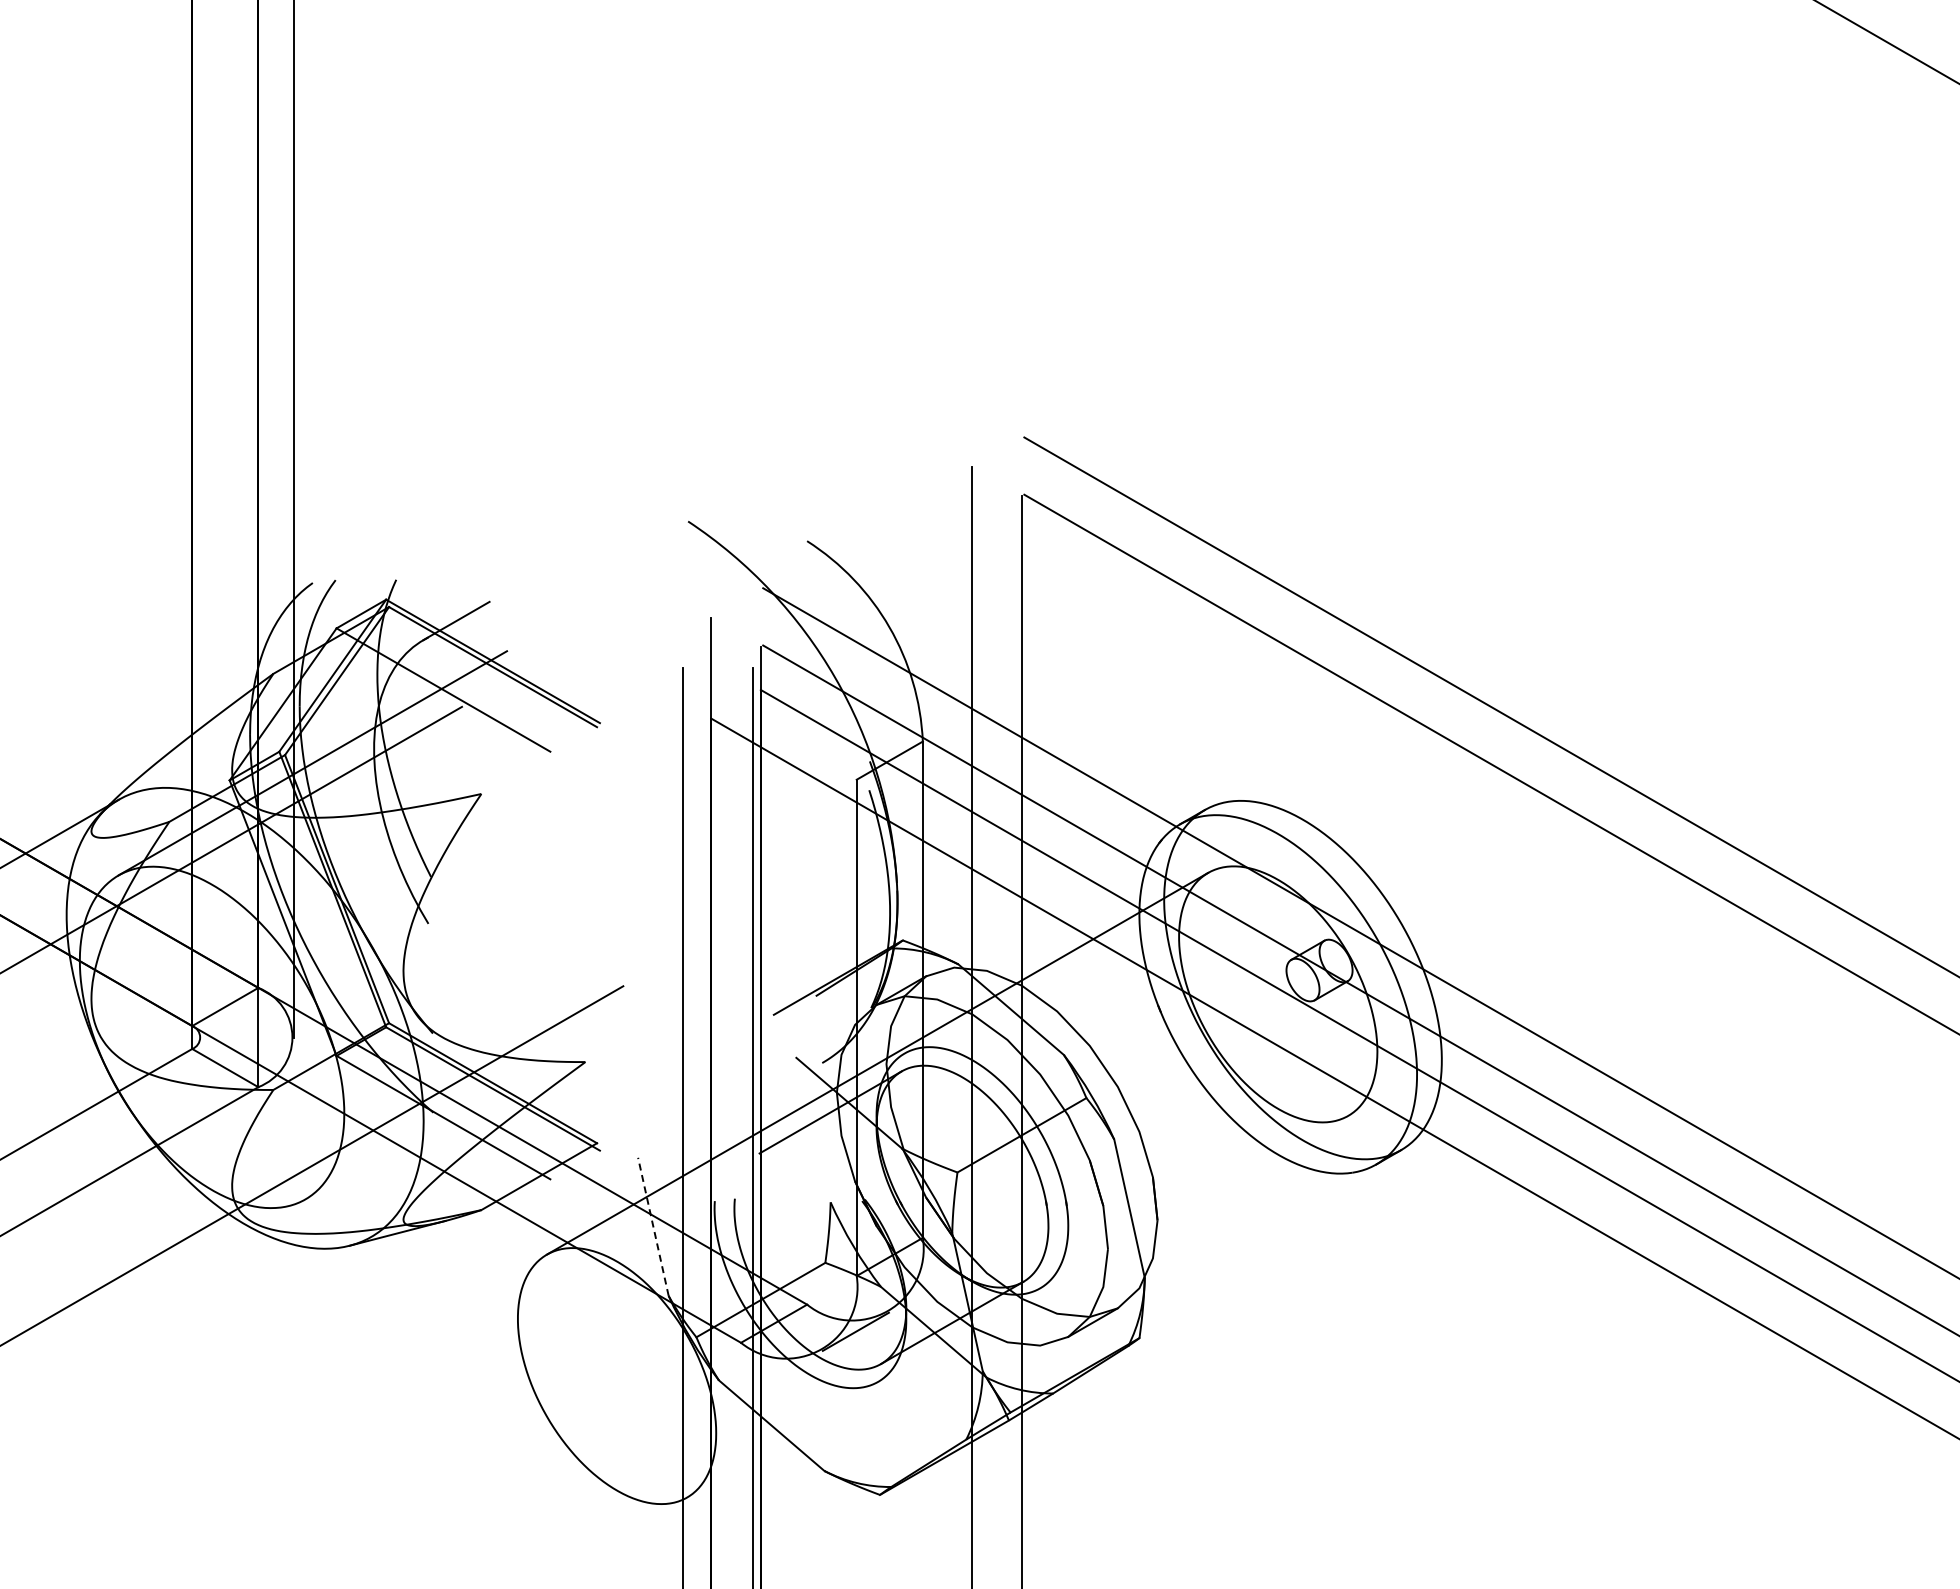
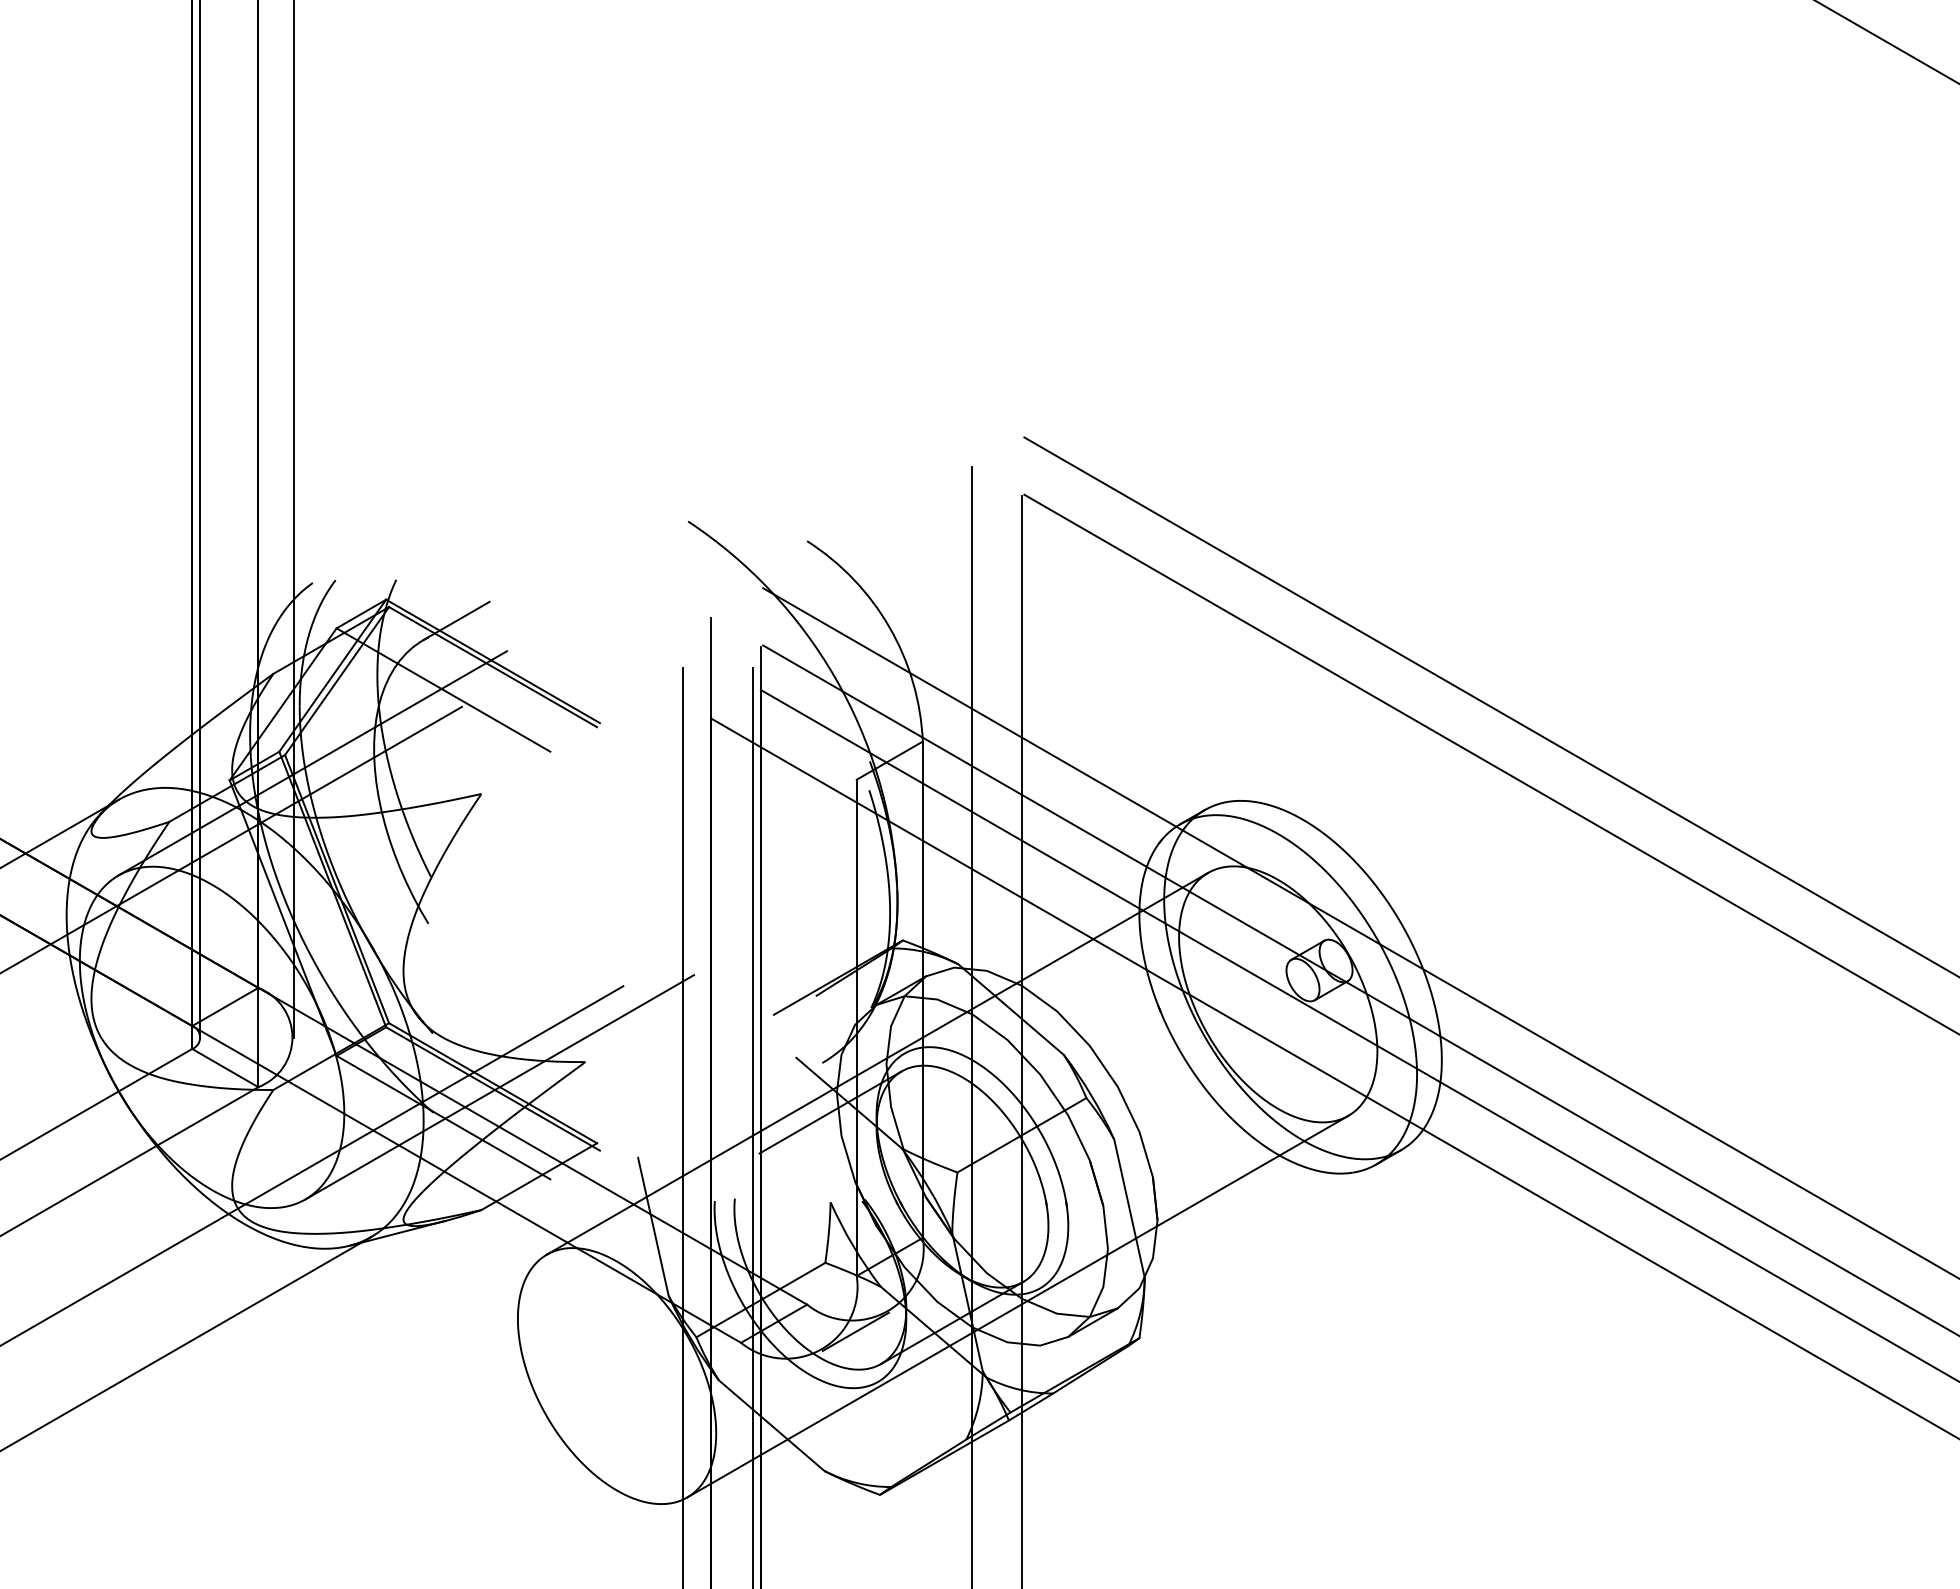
line: none -> present (200, 519)
line: none -> present (499, 1087)
line: dashed -> solid (653, 1226)
line: none -> present (1017, 1306)
line: none -> present (186, 1343)
